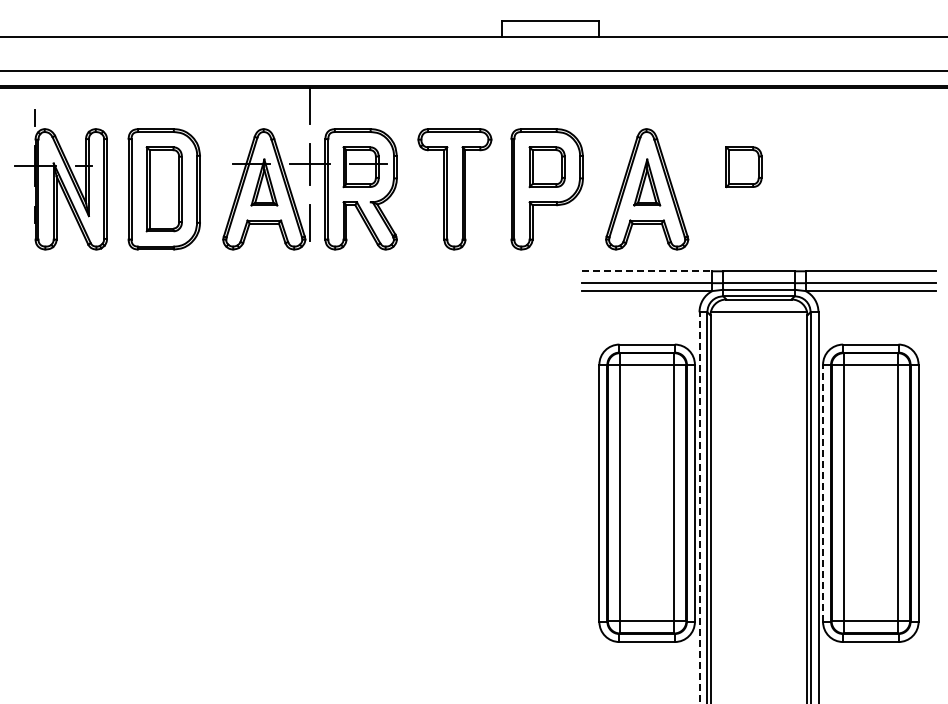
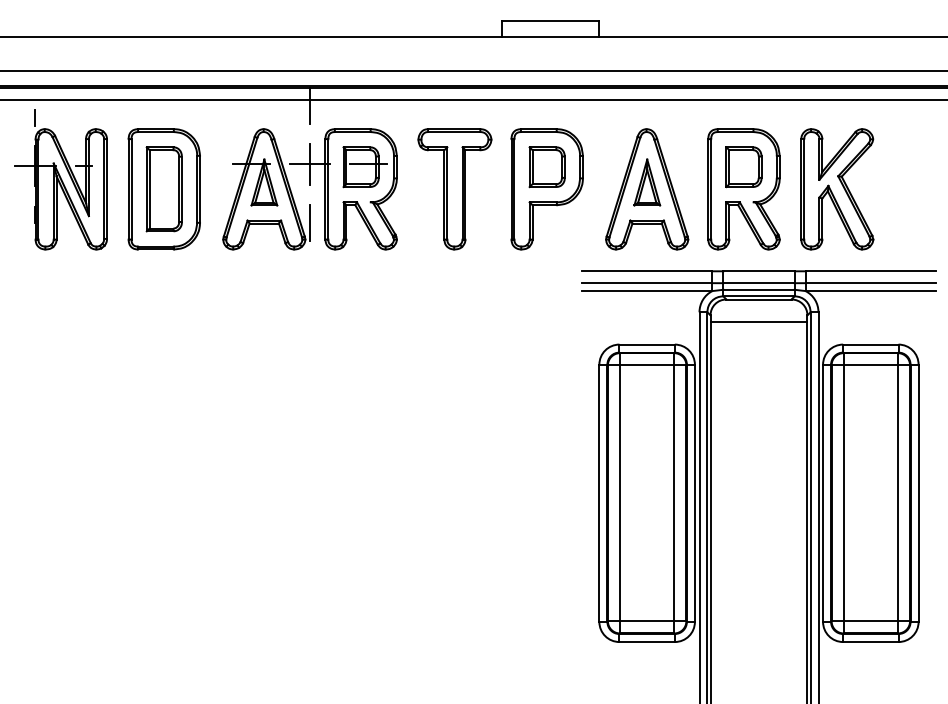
line: none -> present (473, 100)
part: none -> present (743, 189)
part: none -> present (837, 189)
line: dashed -> solid (647, 271)
line position: (758, 311) -> (758, 321) (758, 321)
line: dashed -> solid (823, 493)
line: dashed -> solid (699, 507)
